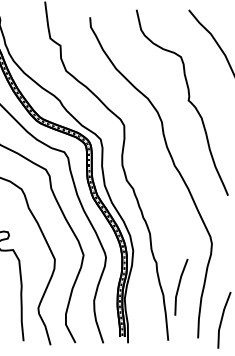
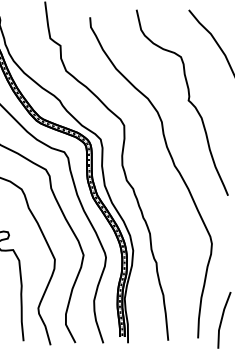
line: present -> none (179, 287)
